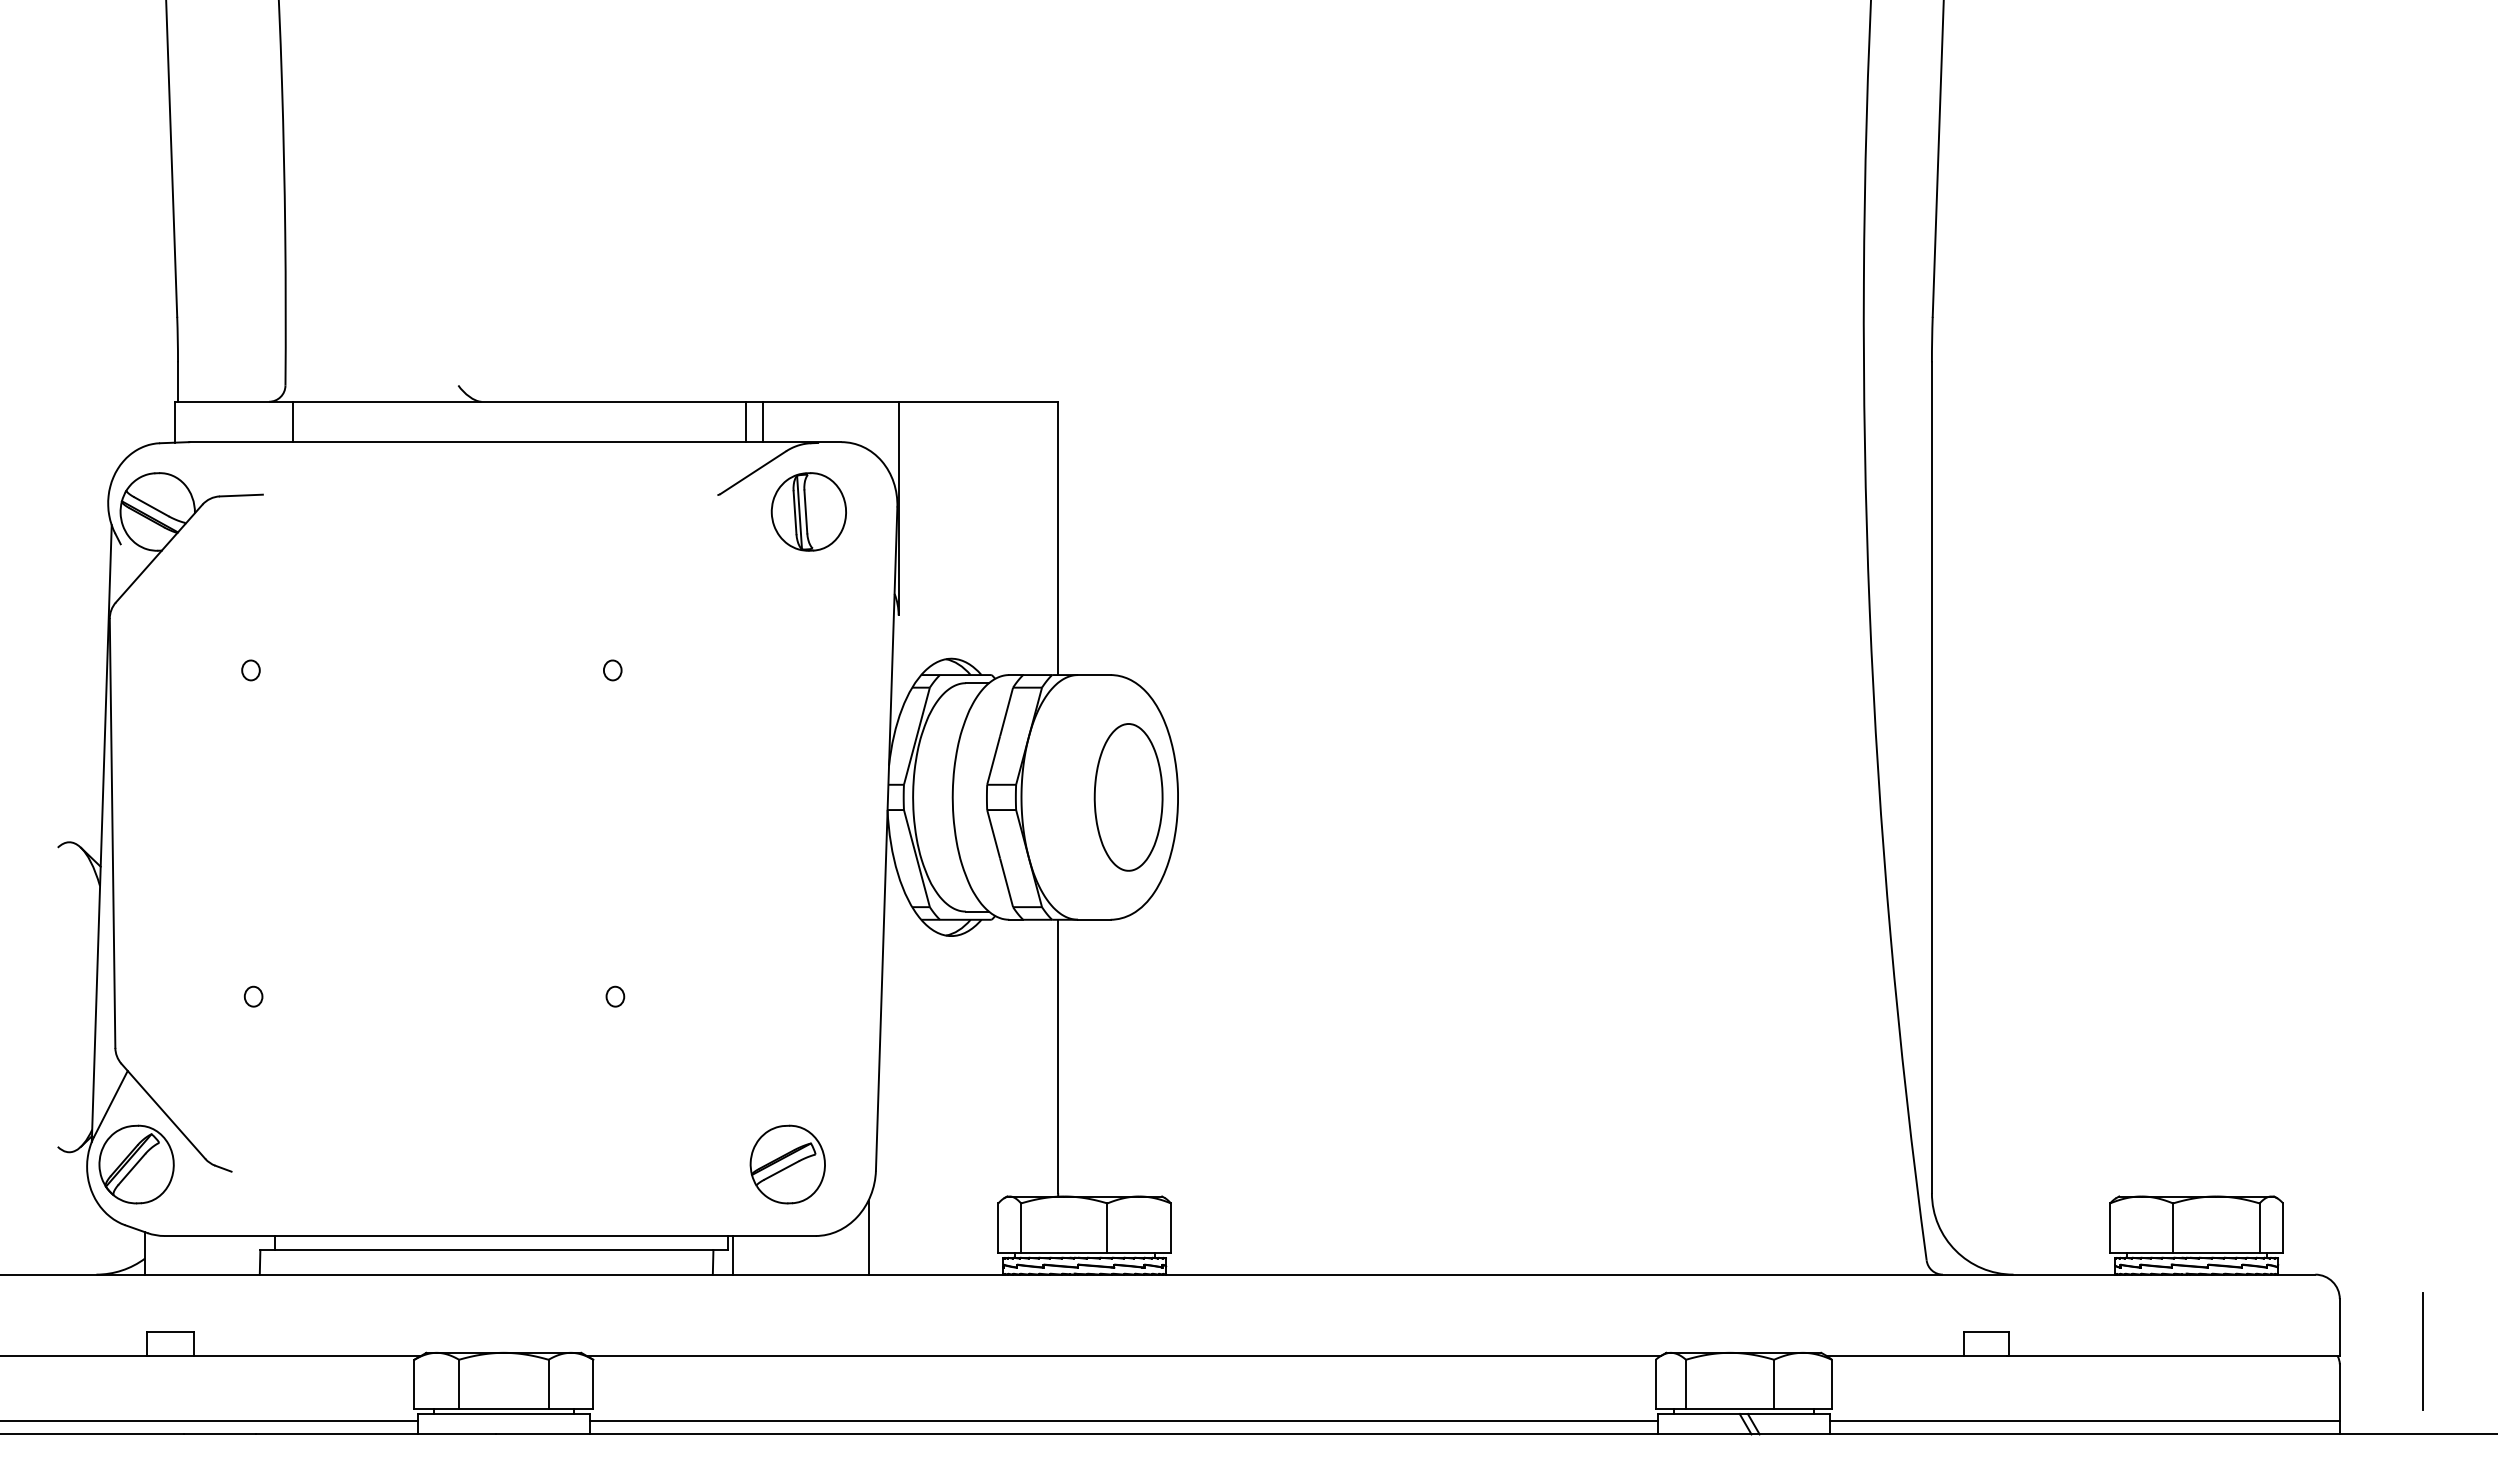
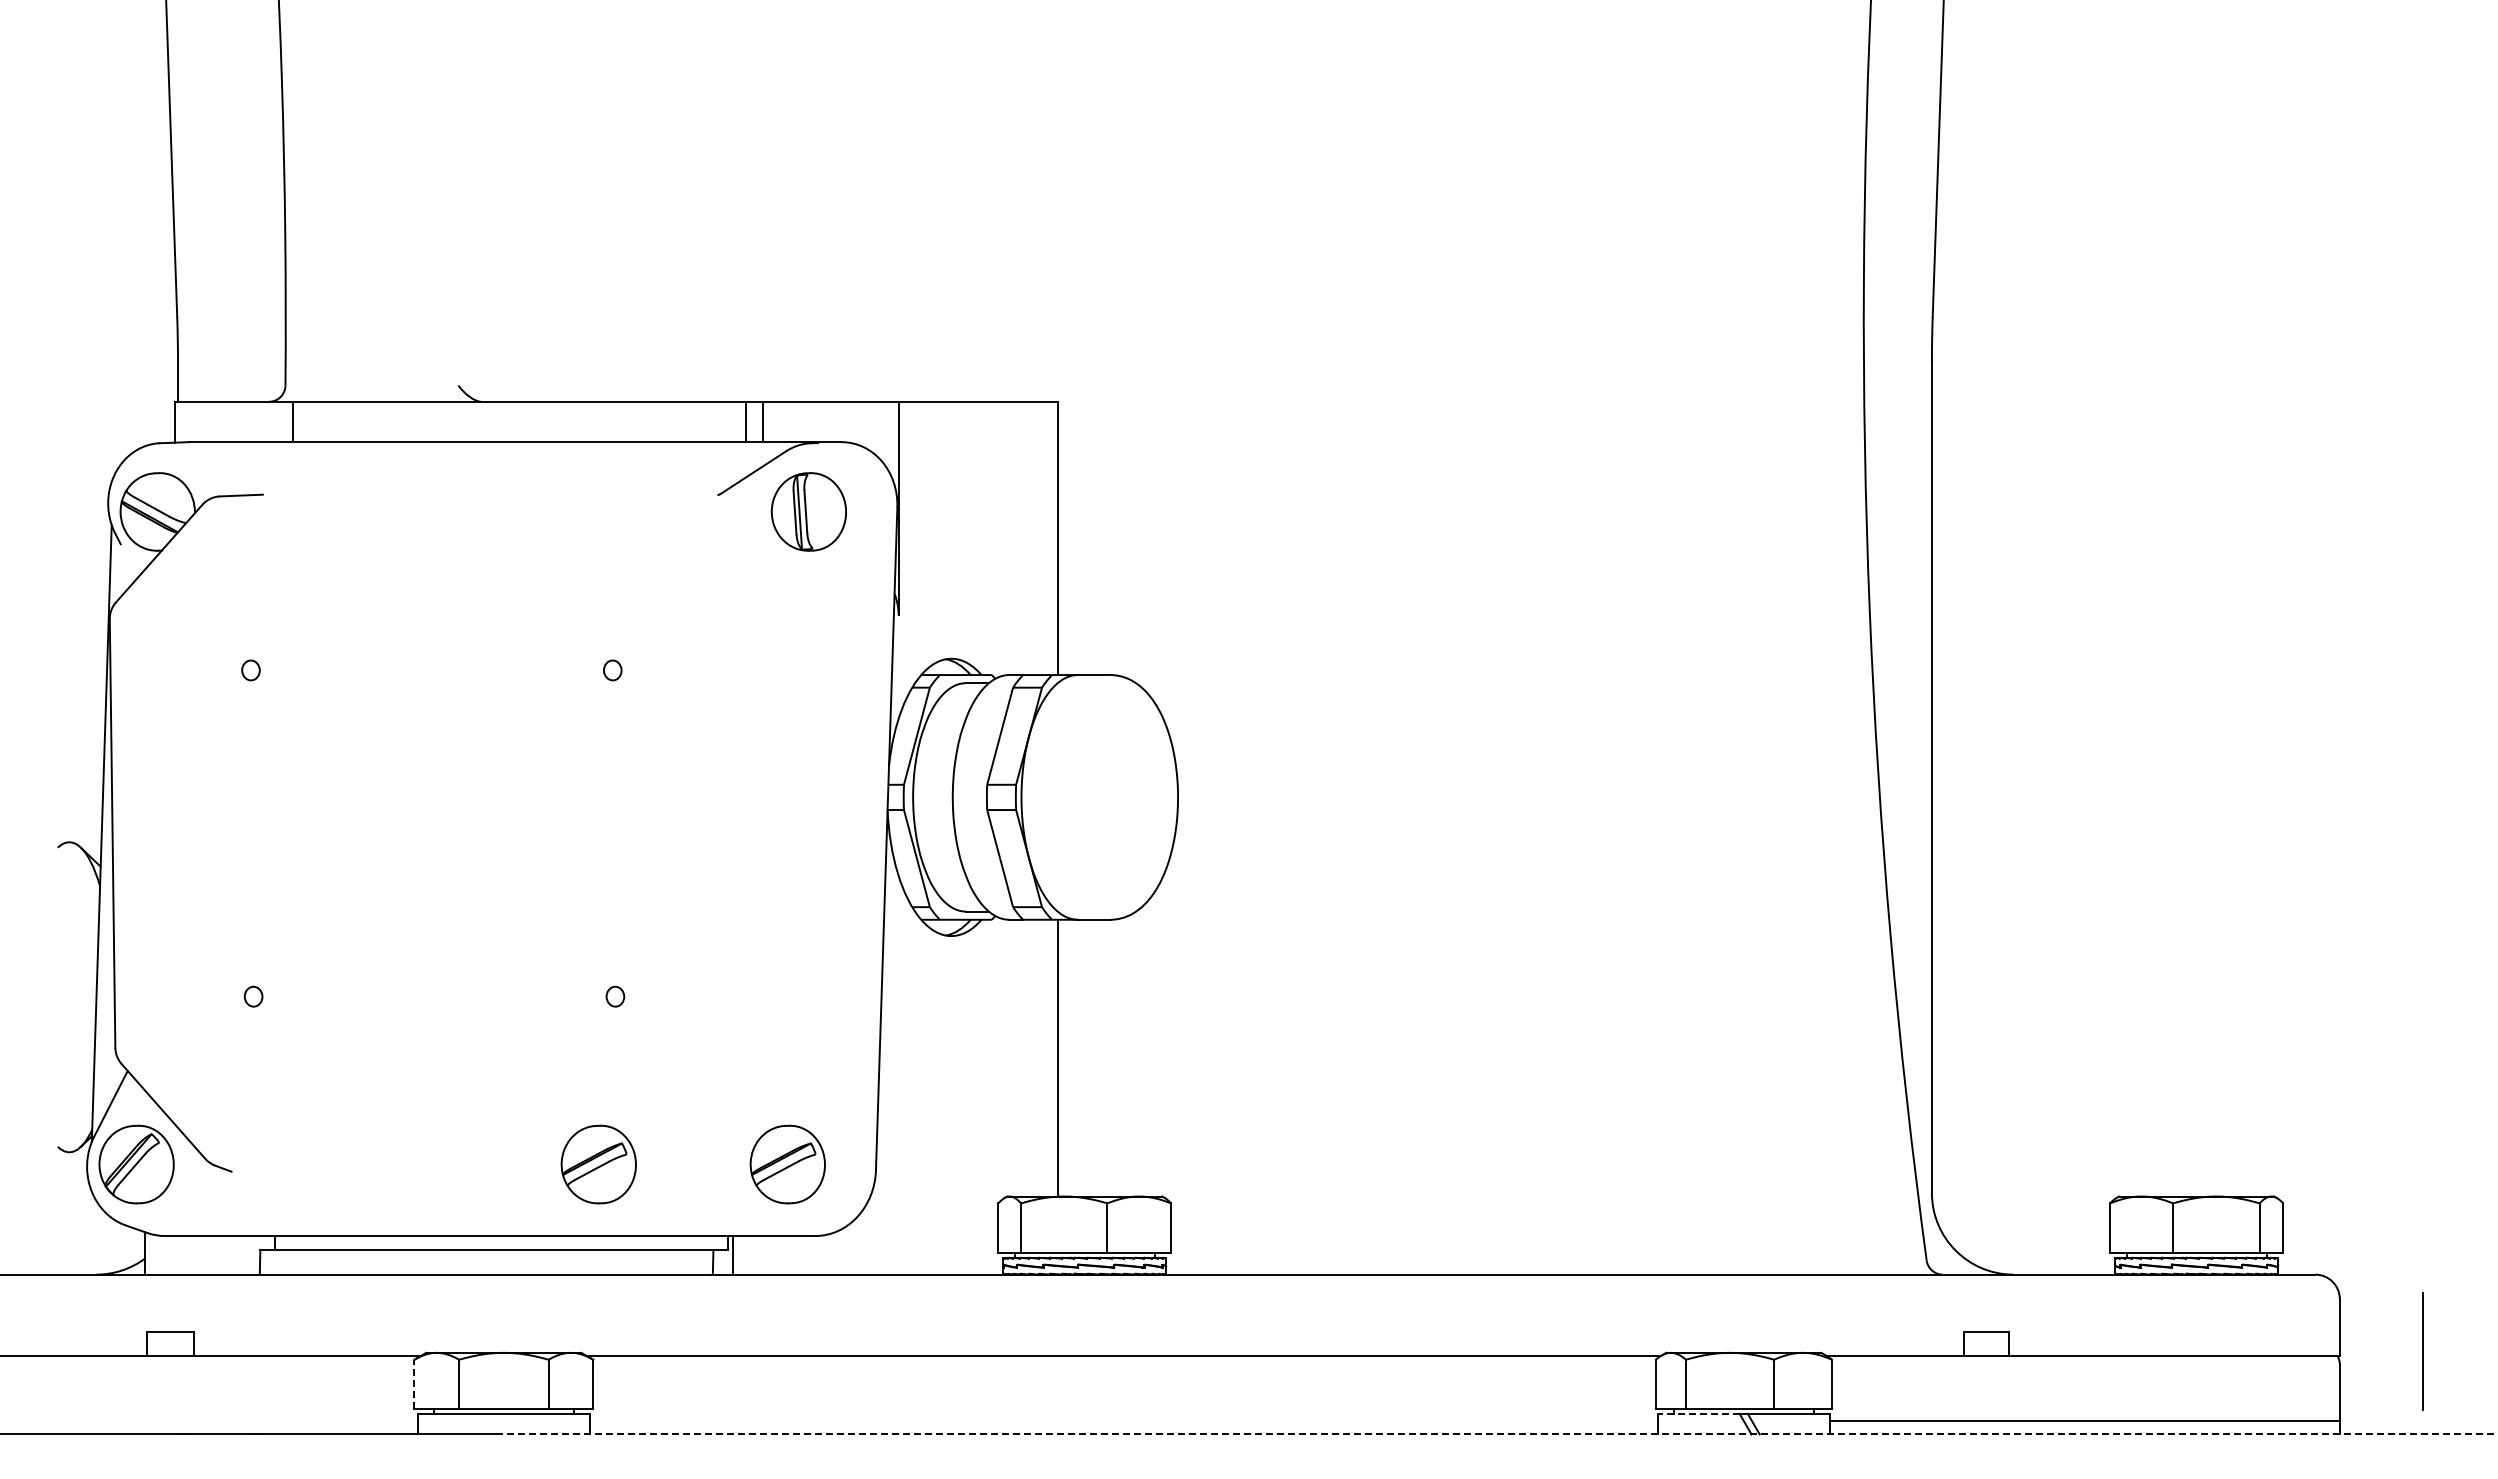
part: present -> none (1128, 797)
part: none -> present (598, 1164)
line: present -> none (868, 1237)
line: solid -> dashed (414, 1384)
line: solid -> dashed (1698, 1414)
line: present -> none (209, 1421)
line: present -> none (1123, 1421)
line: solid -> dashed (1496, 1434)
